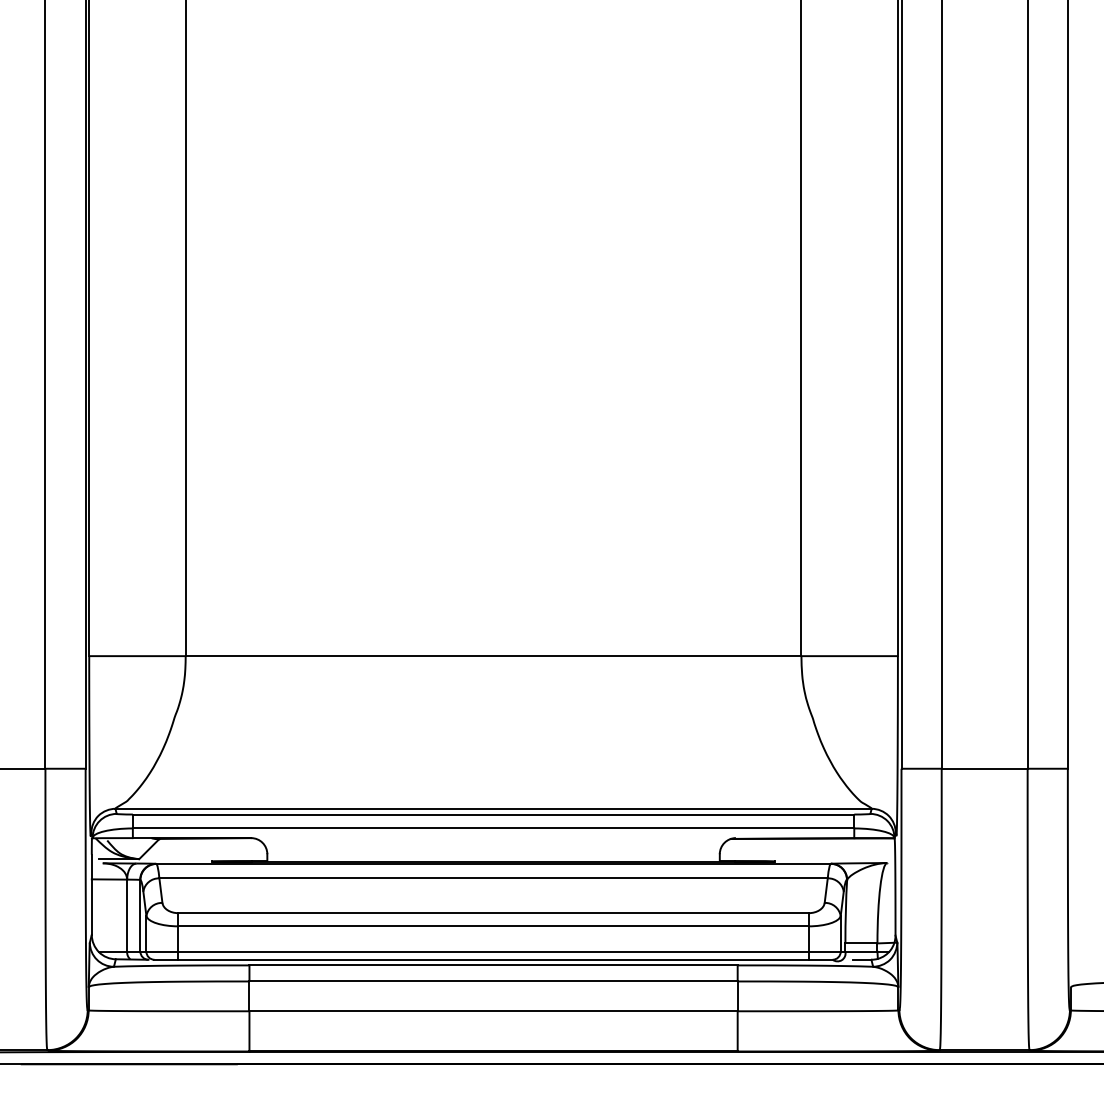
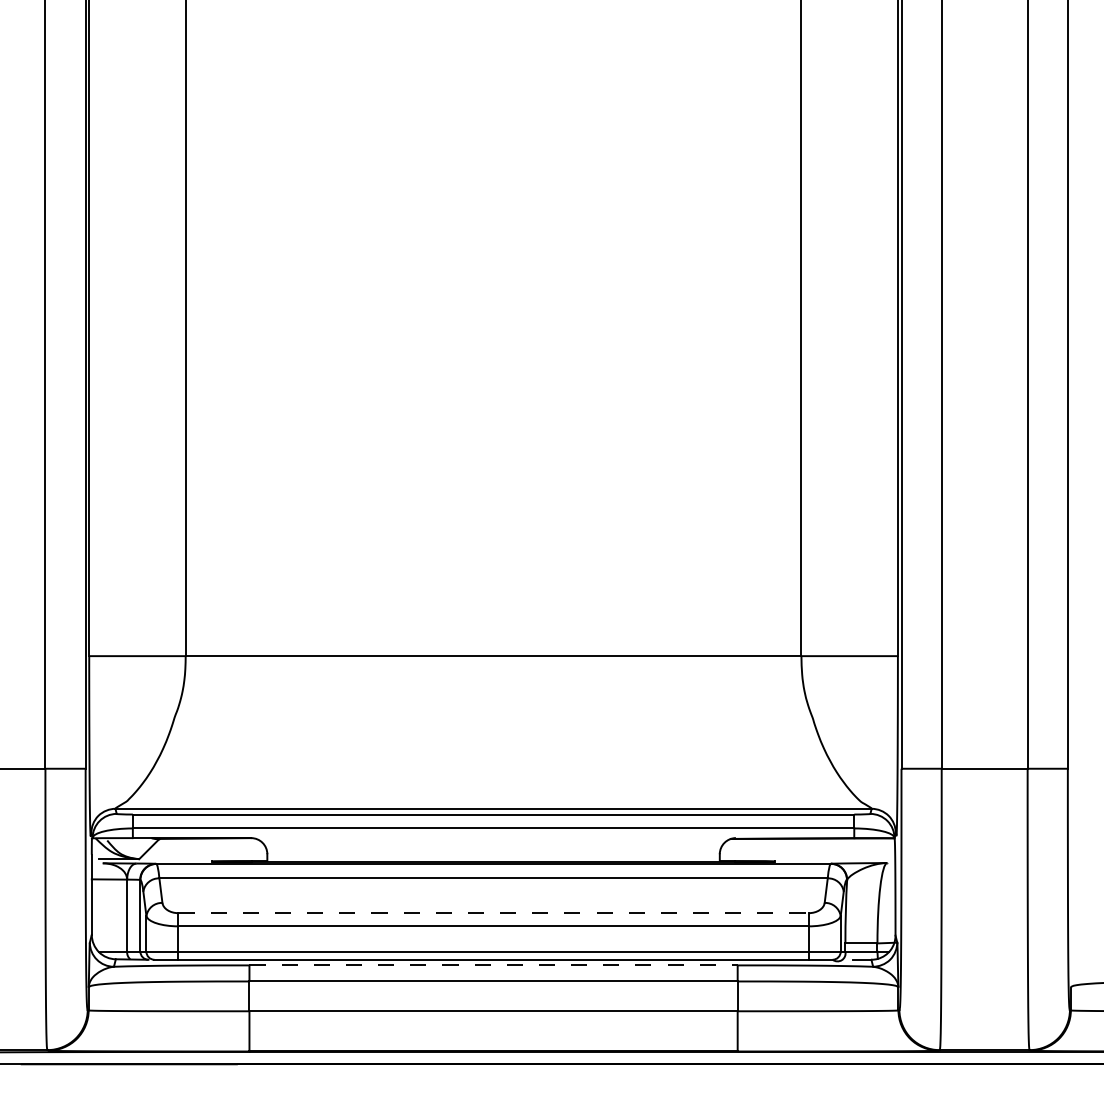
line: solid -> dashed (494, 913)
line: solid -> dashed (494, 965)
